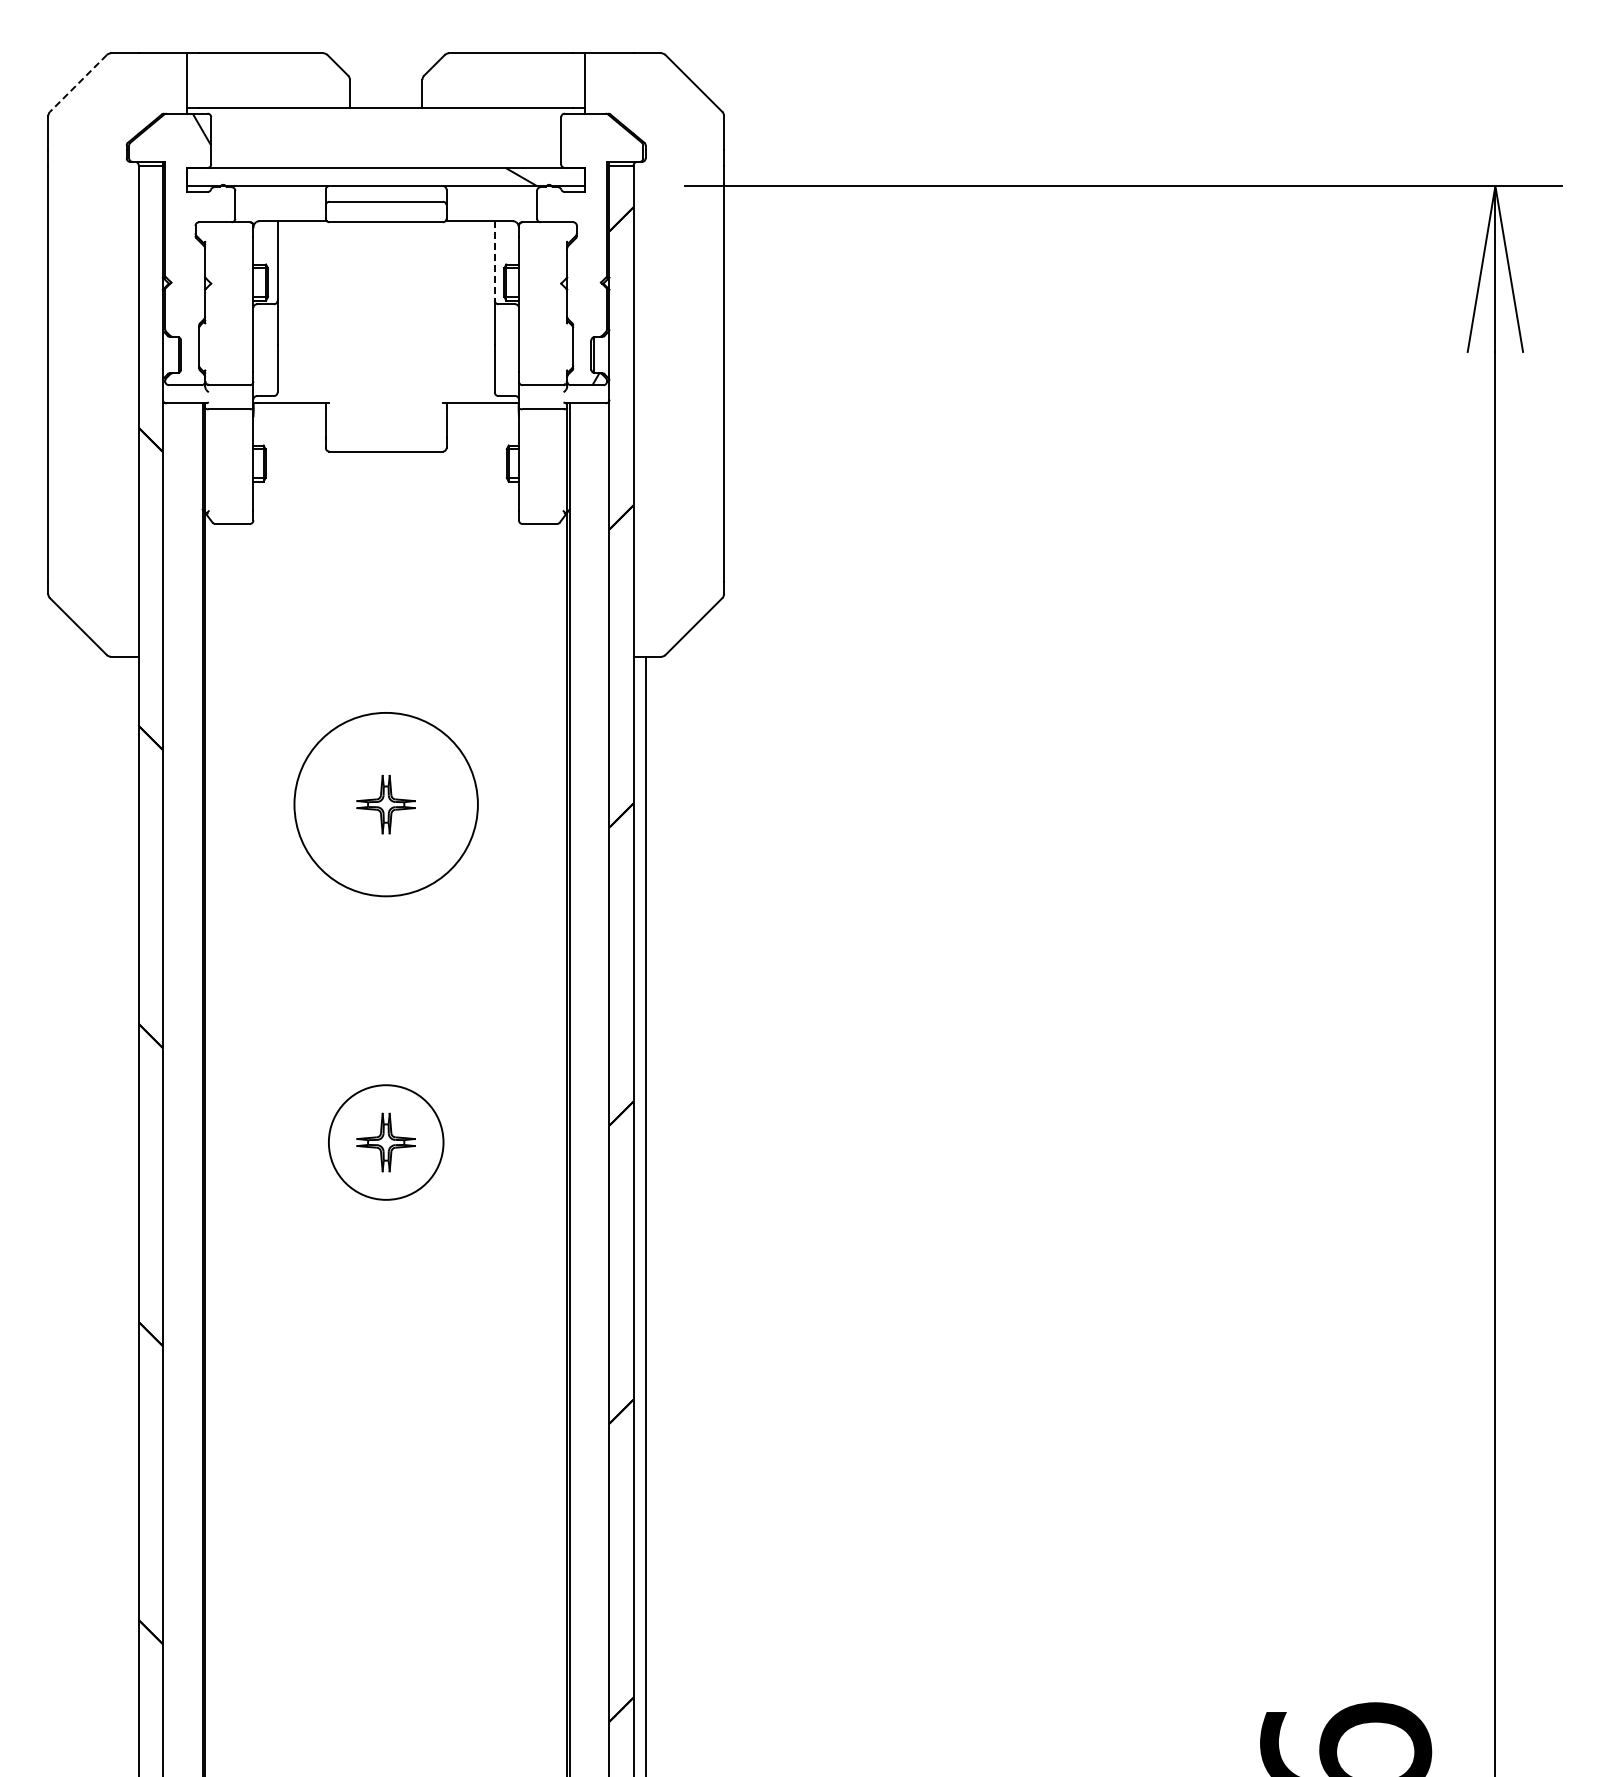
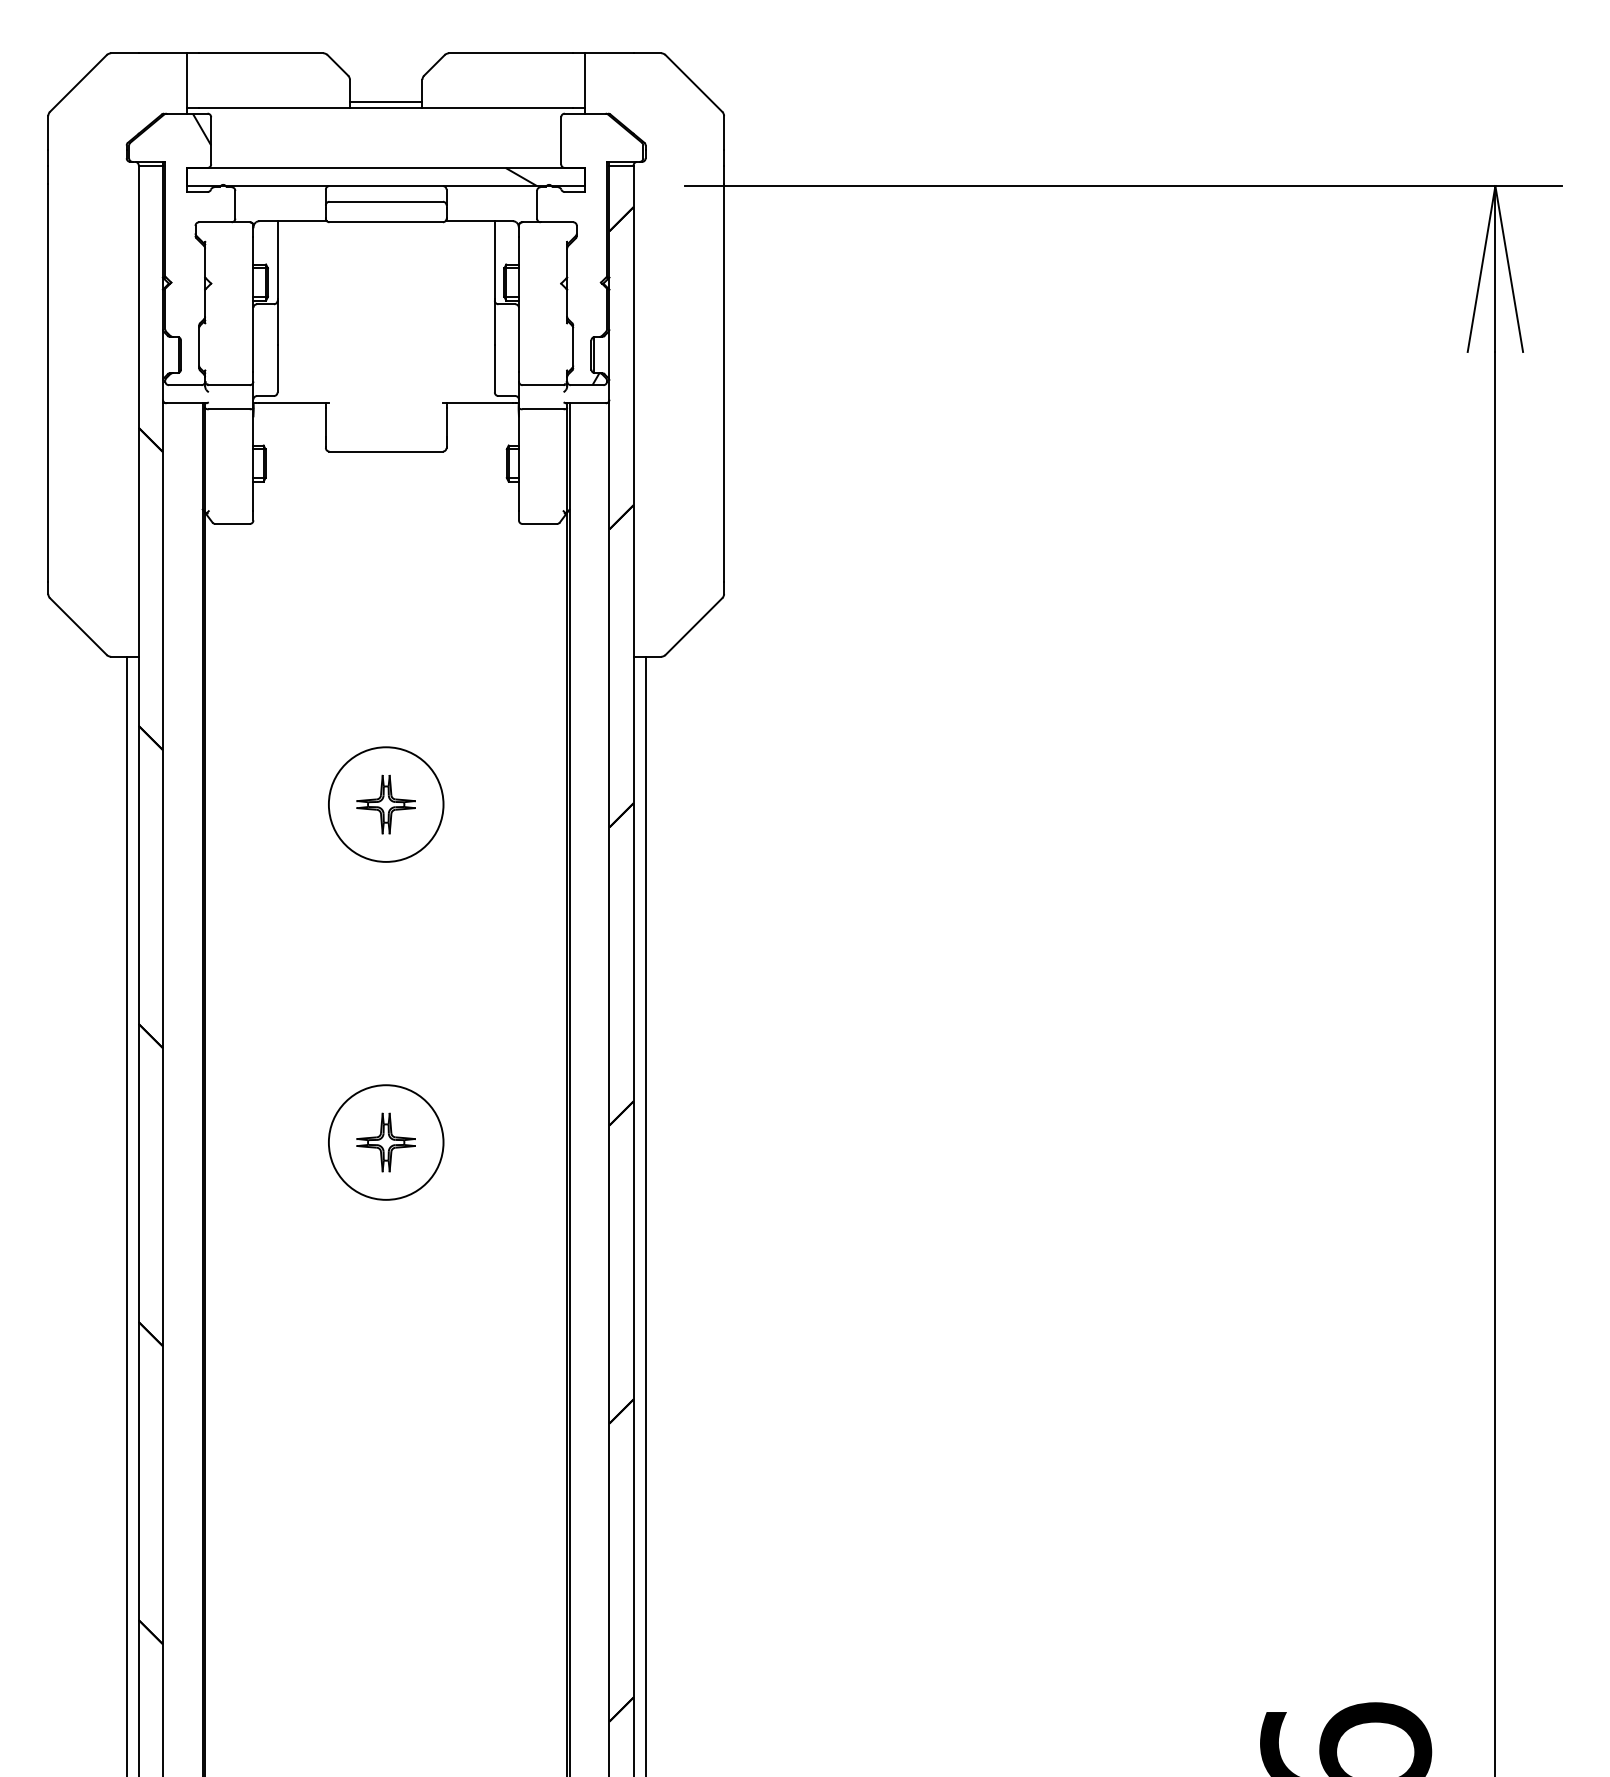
line: dashed -> solid (78, 83)
line: none -> present (385, 101)
line: dashed -> solid (494, 259)
circle diameter: 183 px -> 115 px (385, 804)
line: none -> present (126, 1214)
